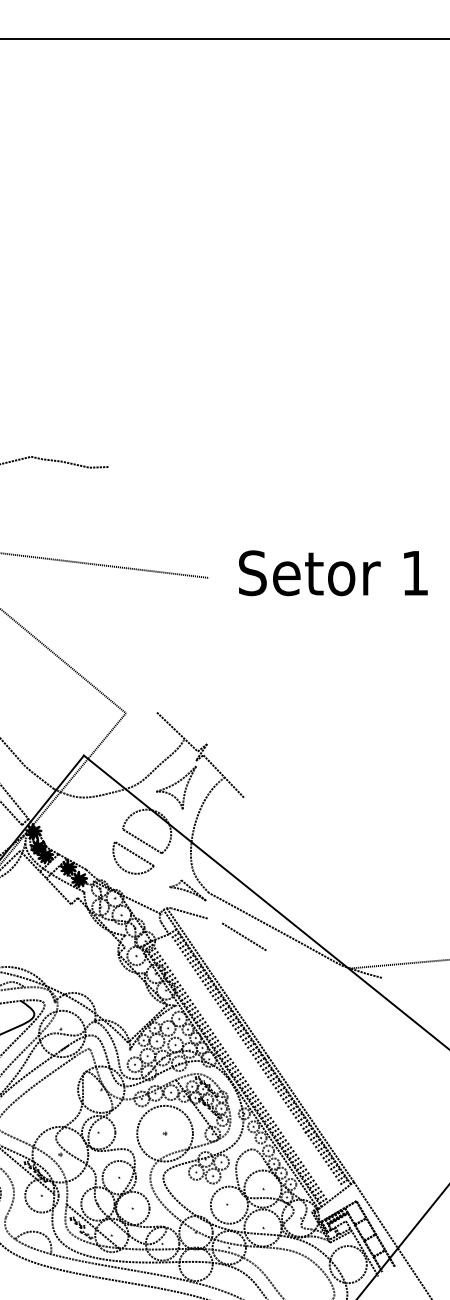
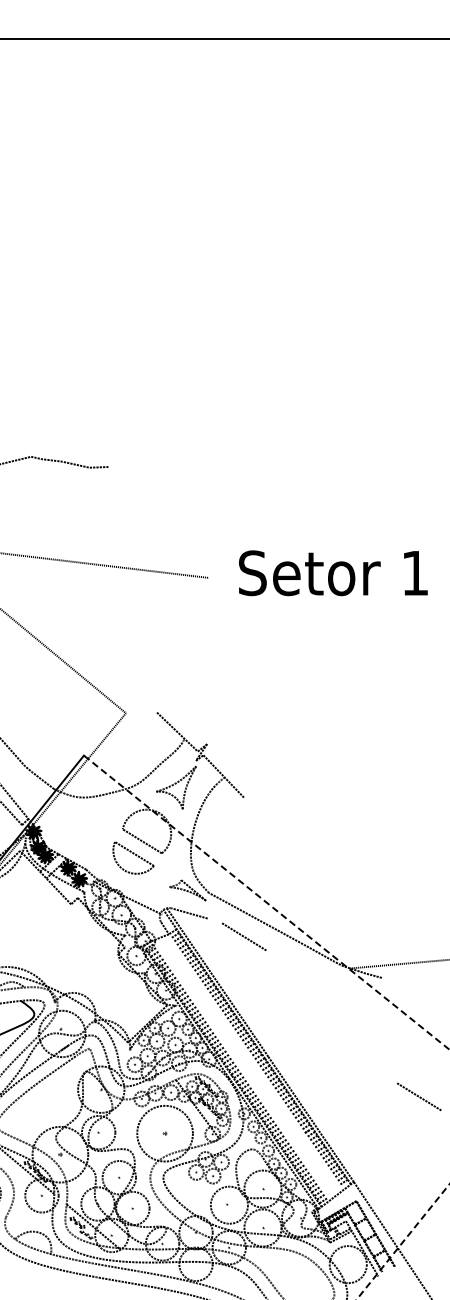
line: solid -> dashed (266, 902)
line: none -> present (418, 1096)
line: solid -> dashed (403, 1242)
